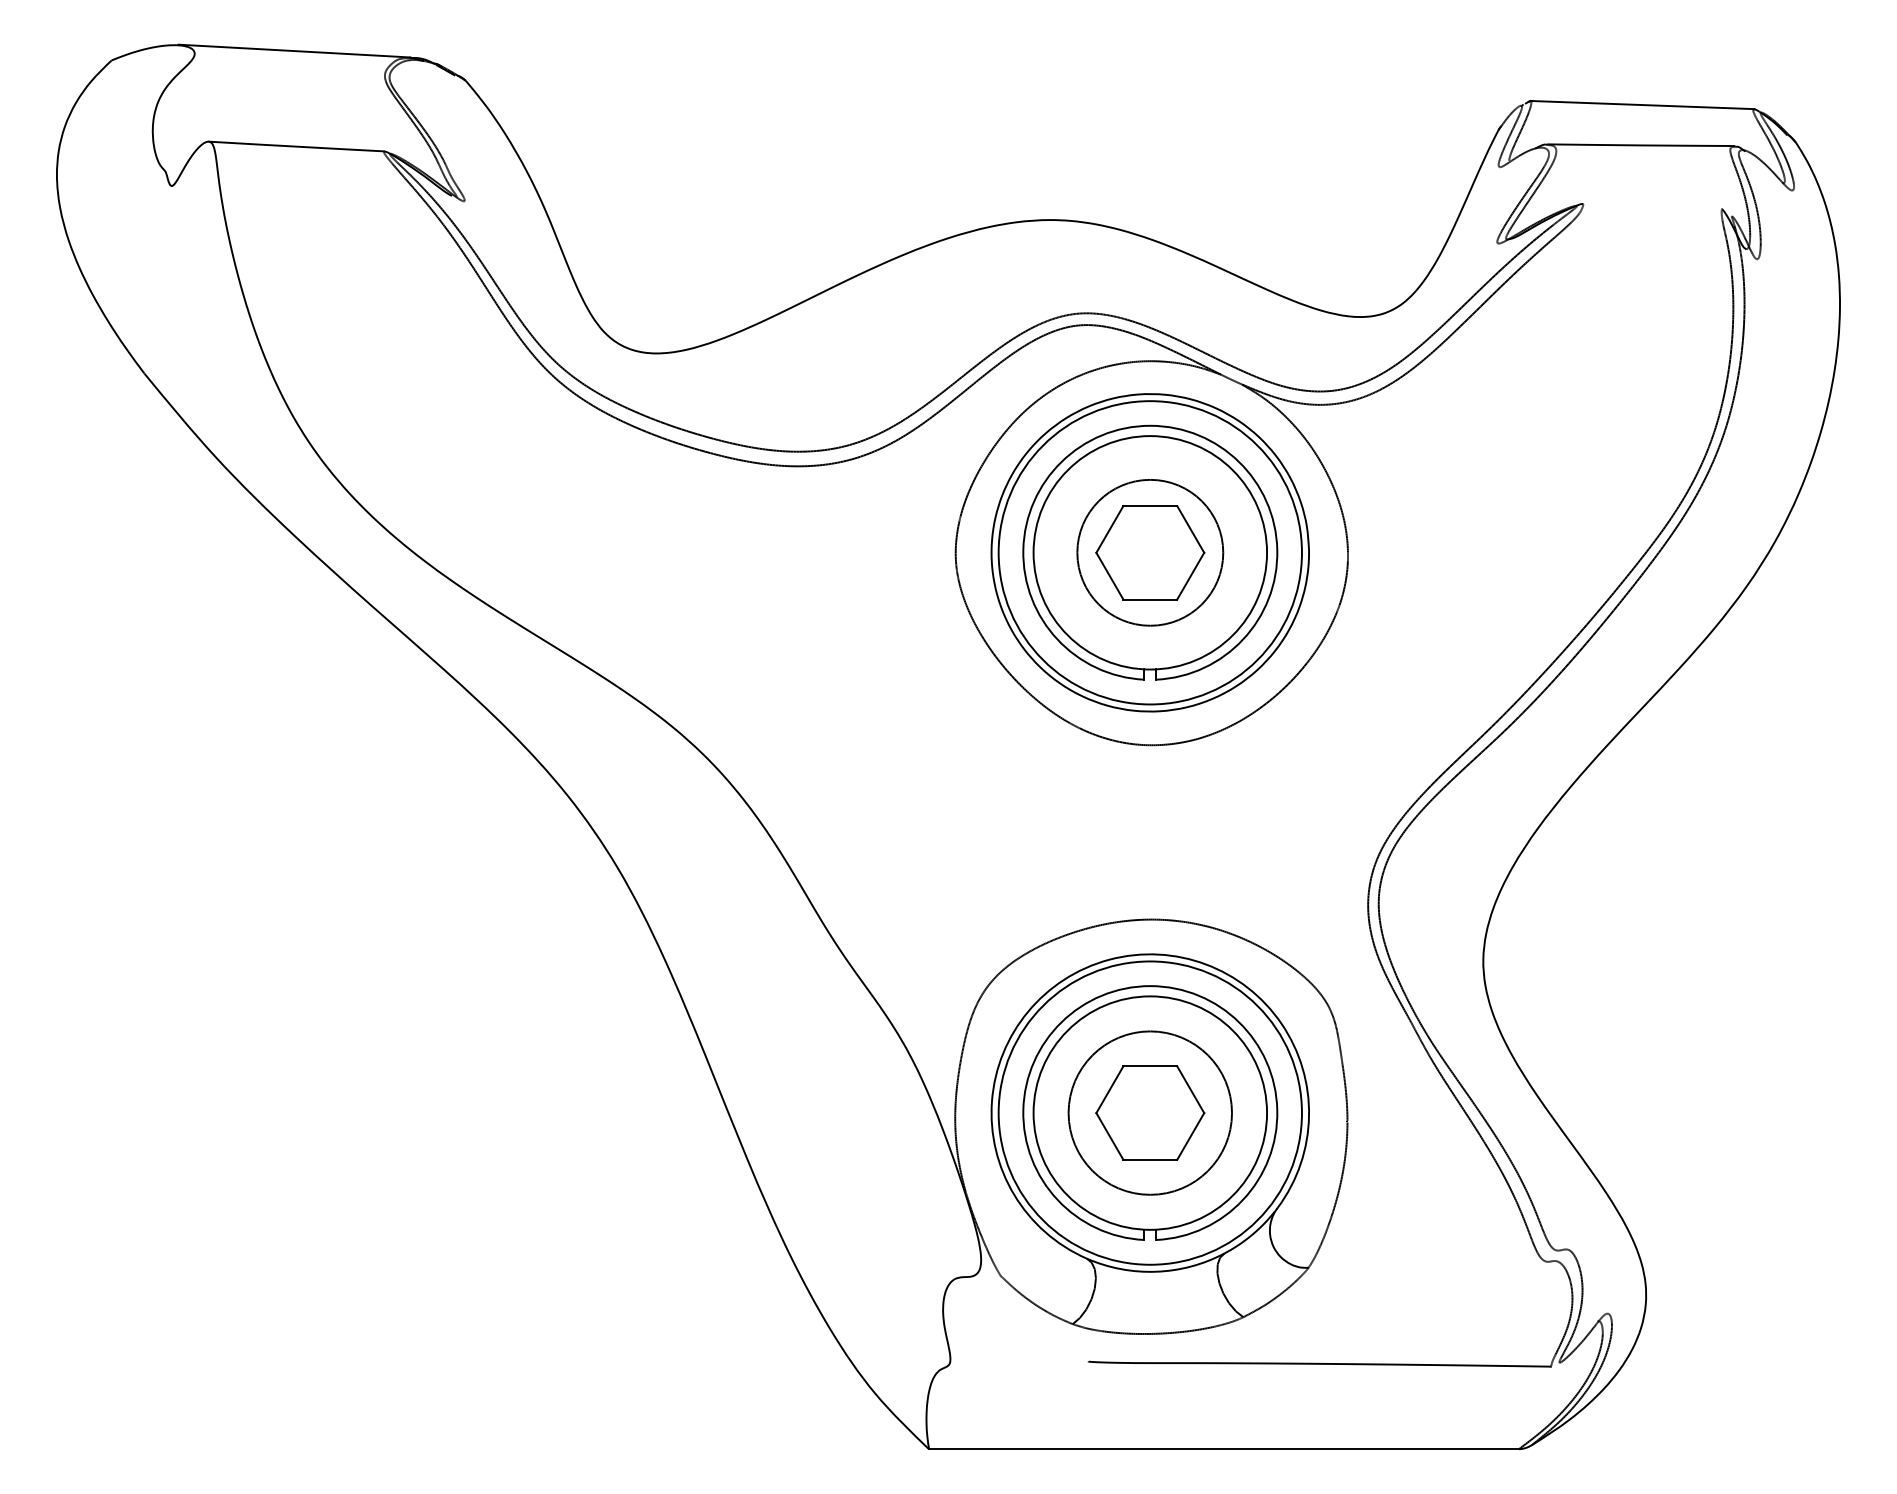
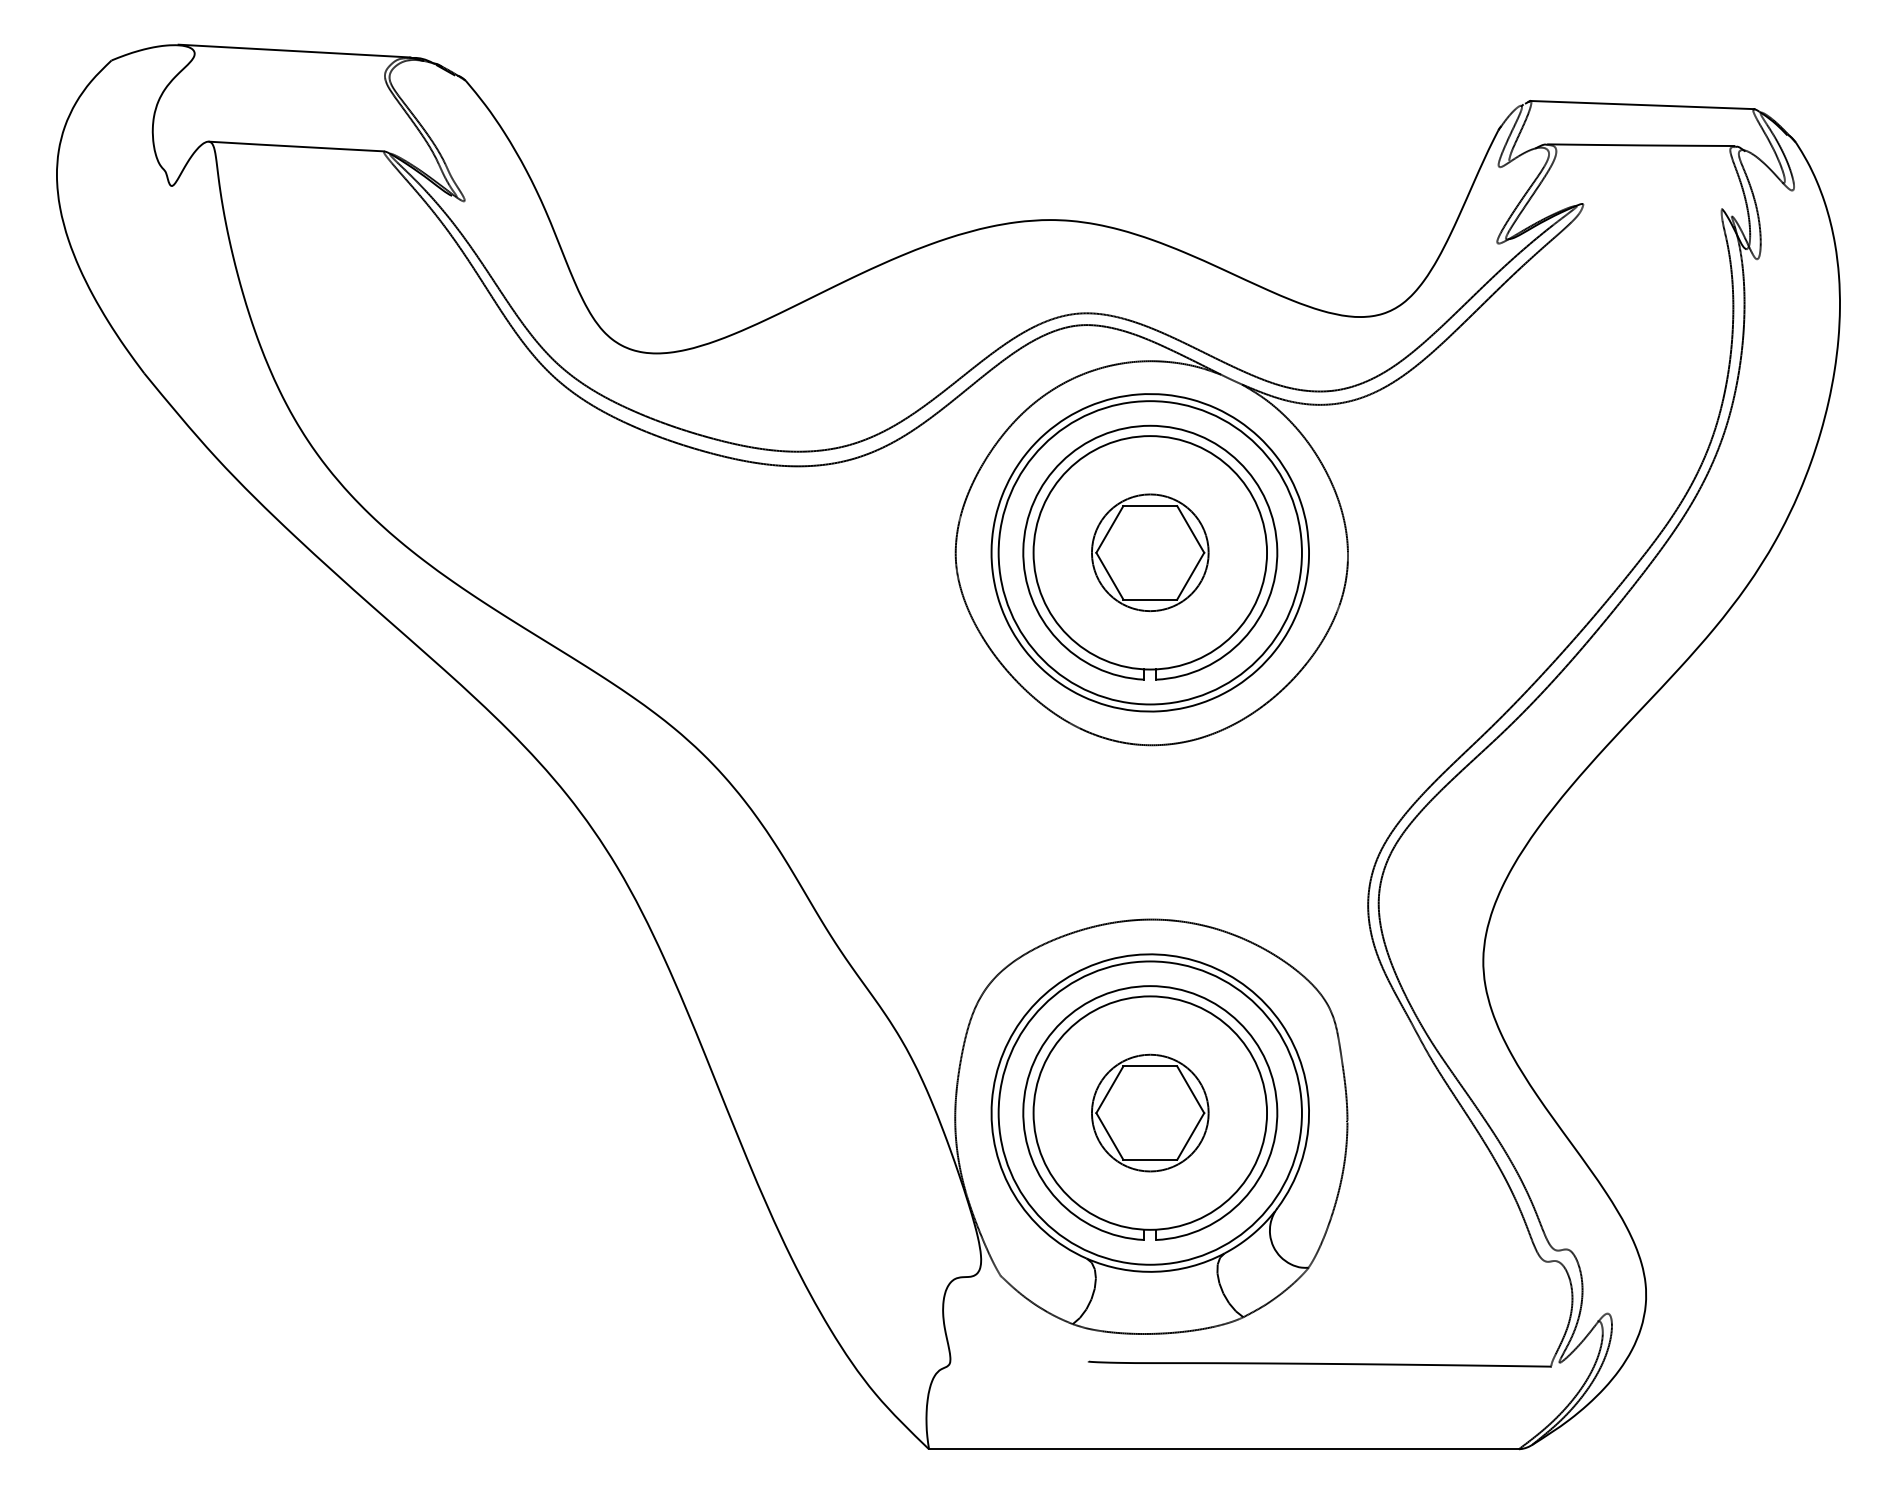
circle diameter: 146 px -> 117 px (1149, 552)
circle diameter: 163 px -> 117 px (1149, 1112)
